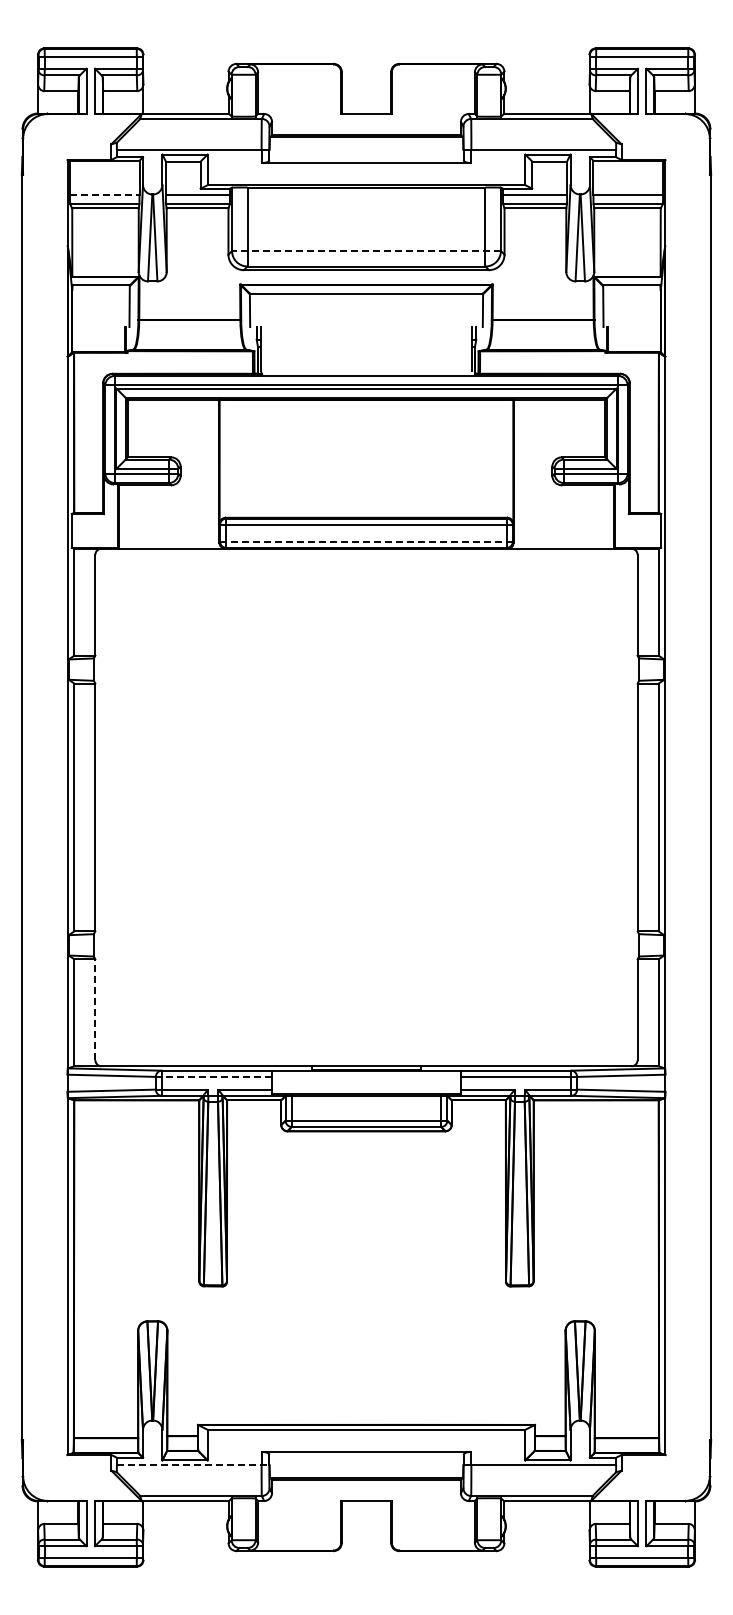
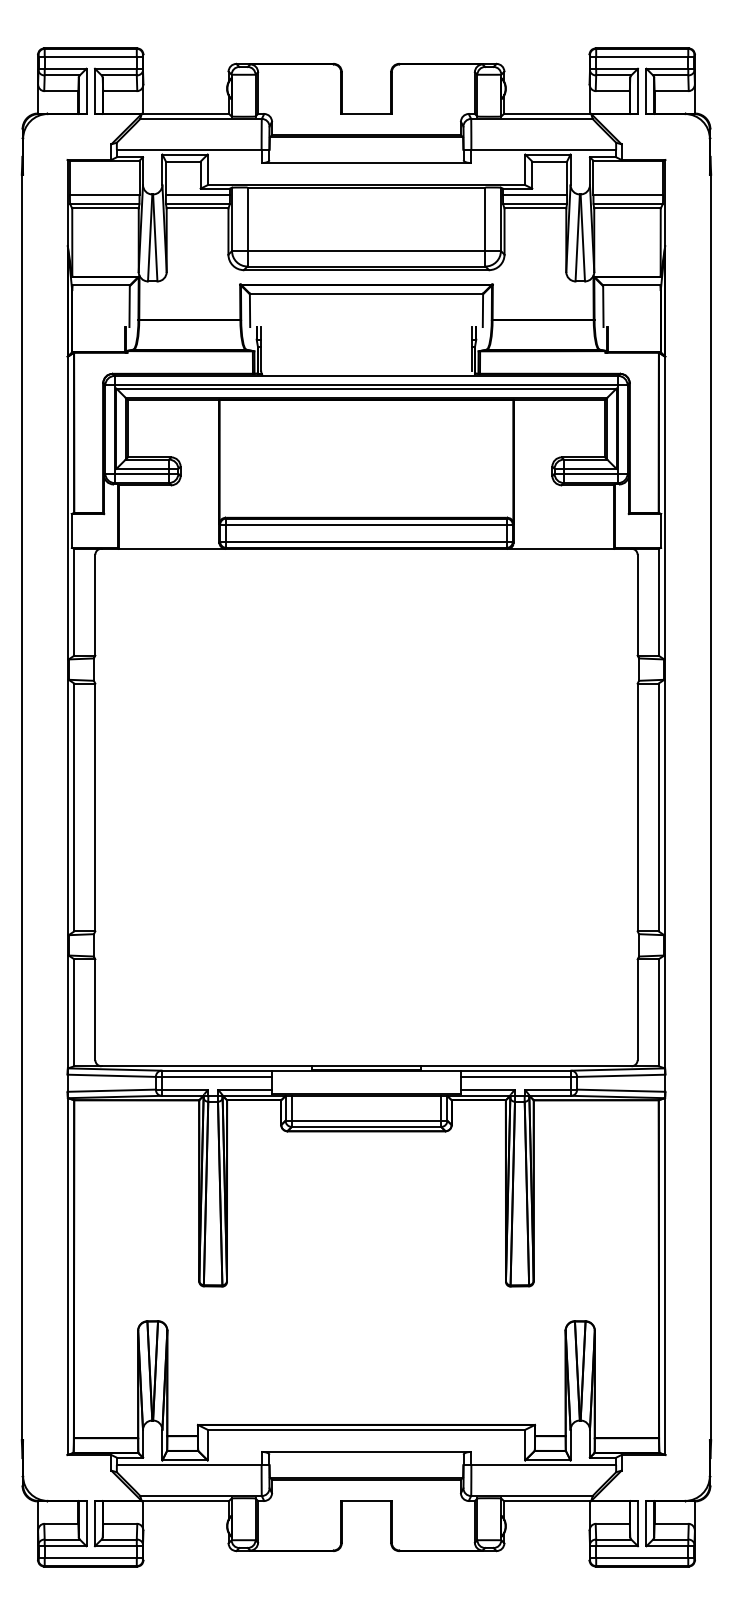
line: dashed -> solid (104, 195)
line: dashed -> solid (366, 251)
line: dashed -> solid (366, 541)
line: dashed -> solid (95, 1009)
line: dashed -> solid (213, 1076)
line: dashed -> solid (193, 1465)
